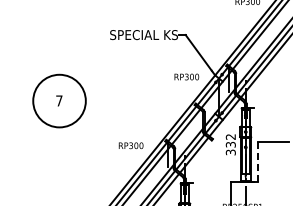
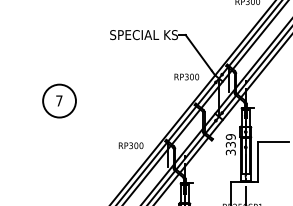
circle diameter: 53 px -> 33 px (59, 100)
text: 332 -> 339 (230, 136)
line: dashed -> solid (258, 162)
